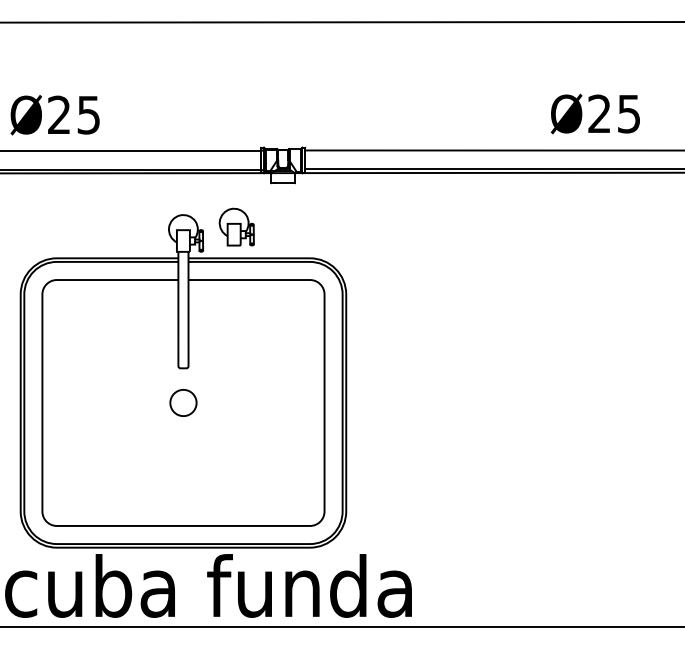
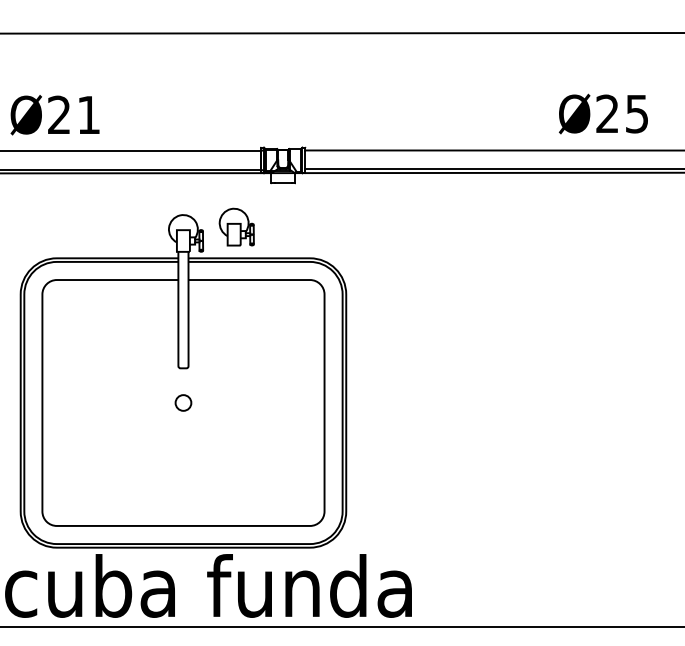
line position: (341, 22) -> (341, 33) (341, 33)
text position: (595, 113) -> (603, 113) (603, 113)
text: Ø25 -> Ø21 (88, 115)
circle size: 29x28 px -> 19x18 px (183, 402)
